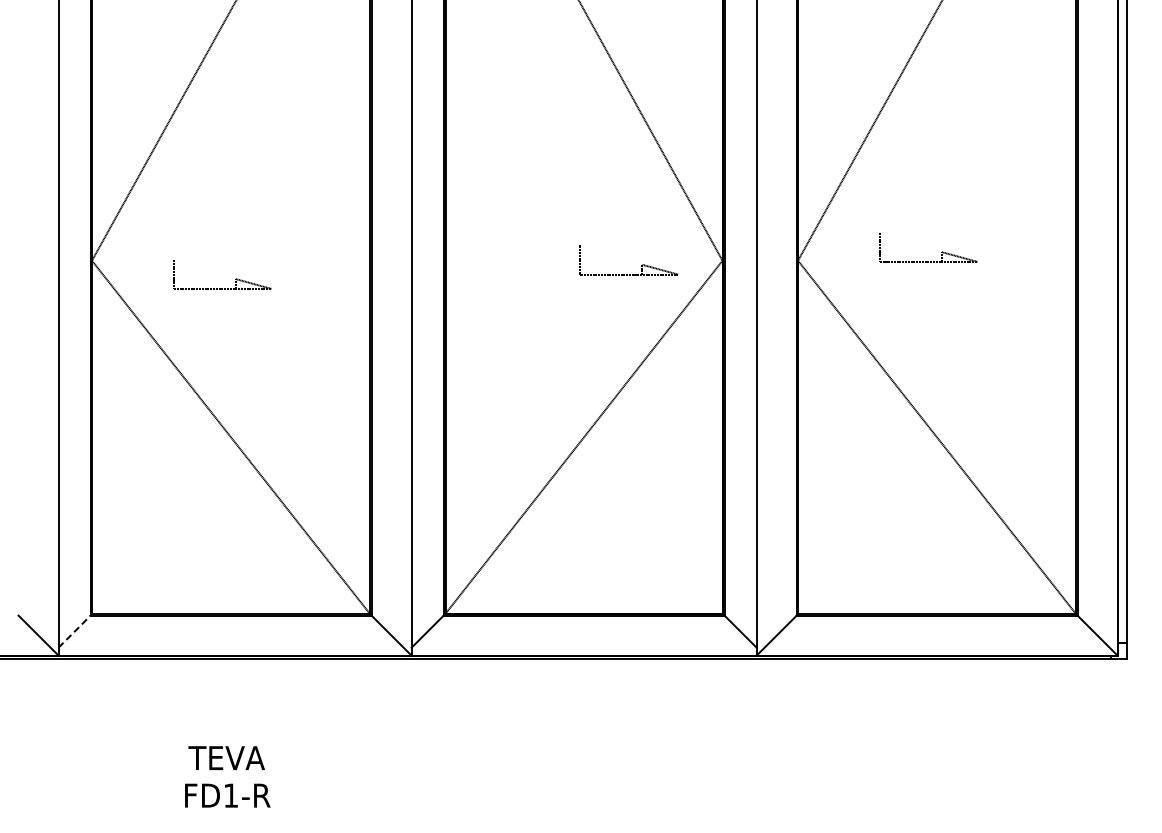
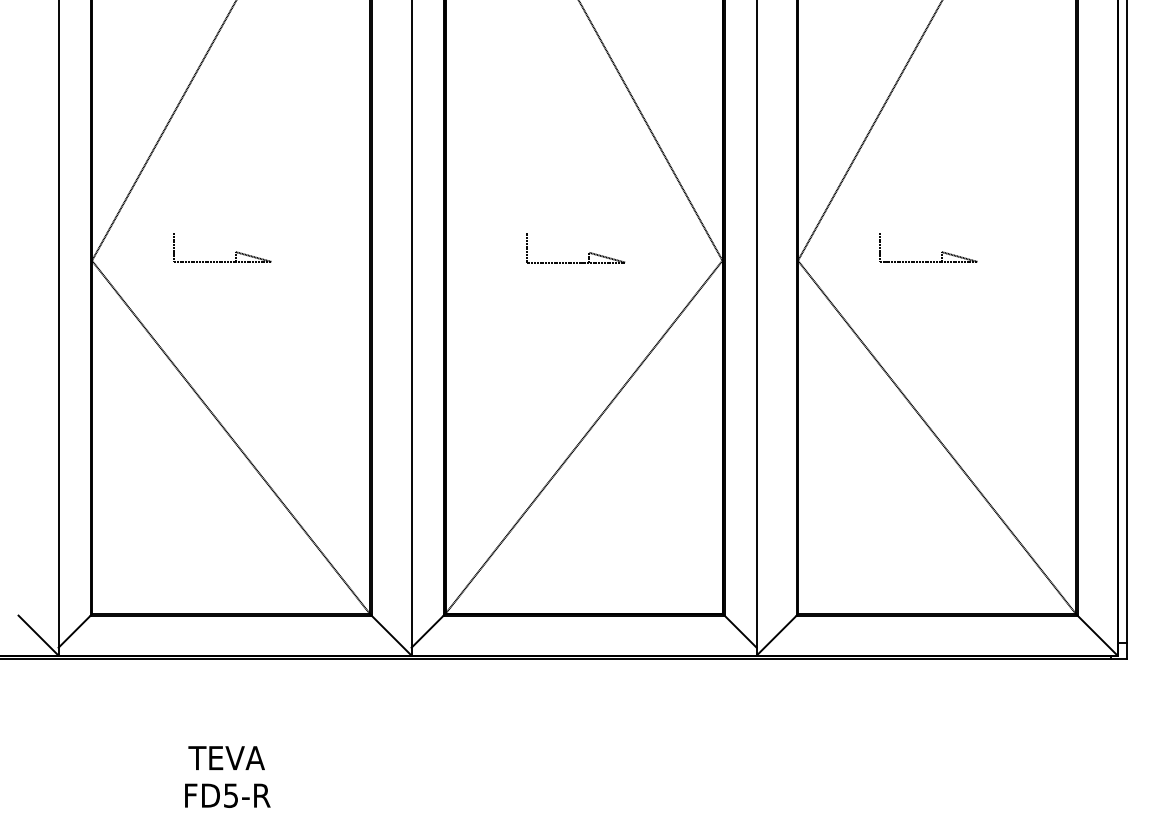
part position: (641, 265) -> (588, 253) (588, 253)
part position: (235, 279) -> (235, 252) (235, 252)
line: dashed -> solid (74, 631)
text: FD1-R -> FD5-R (230, 795)
